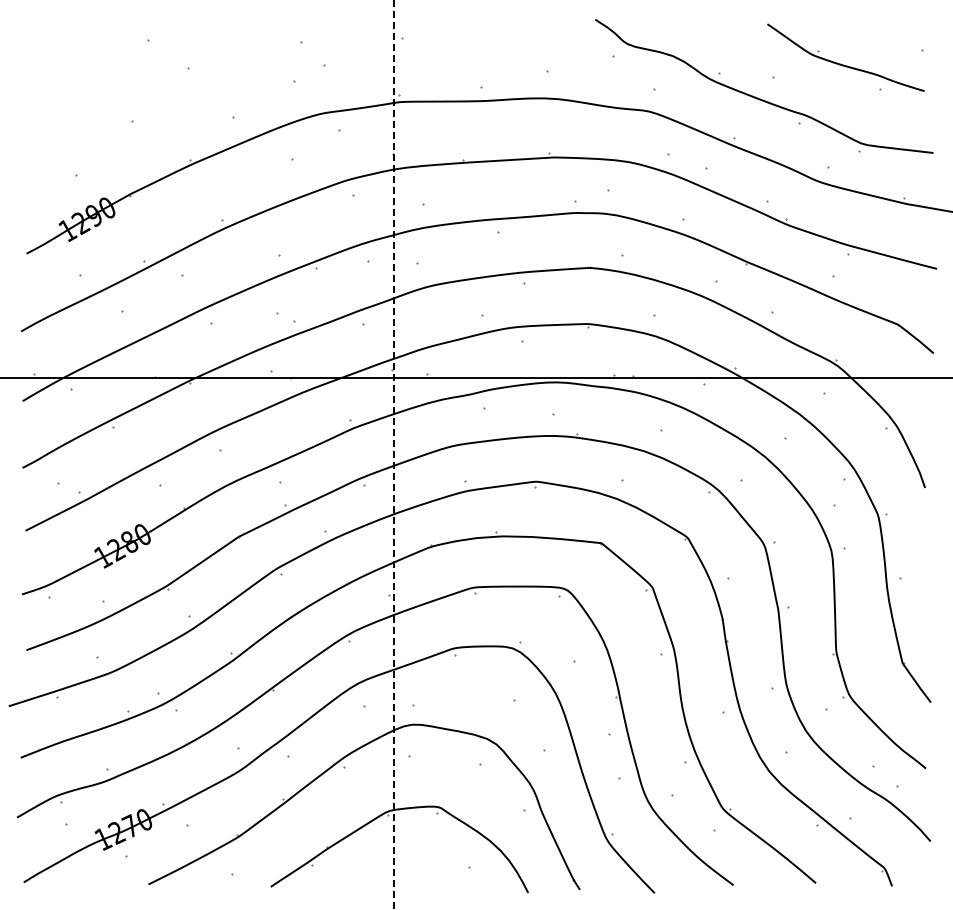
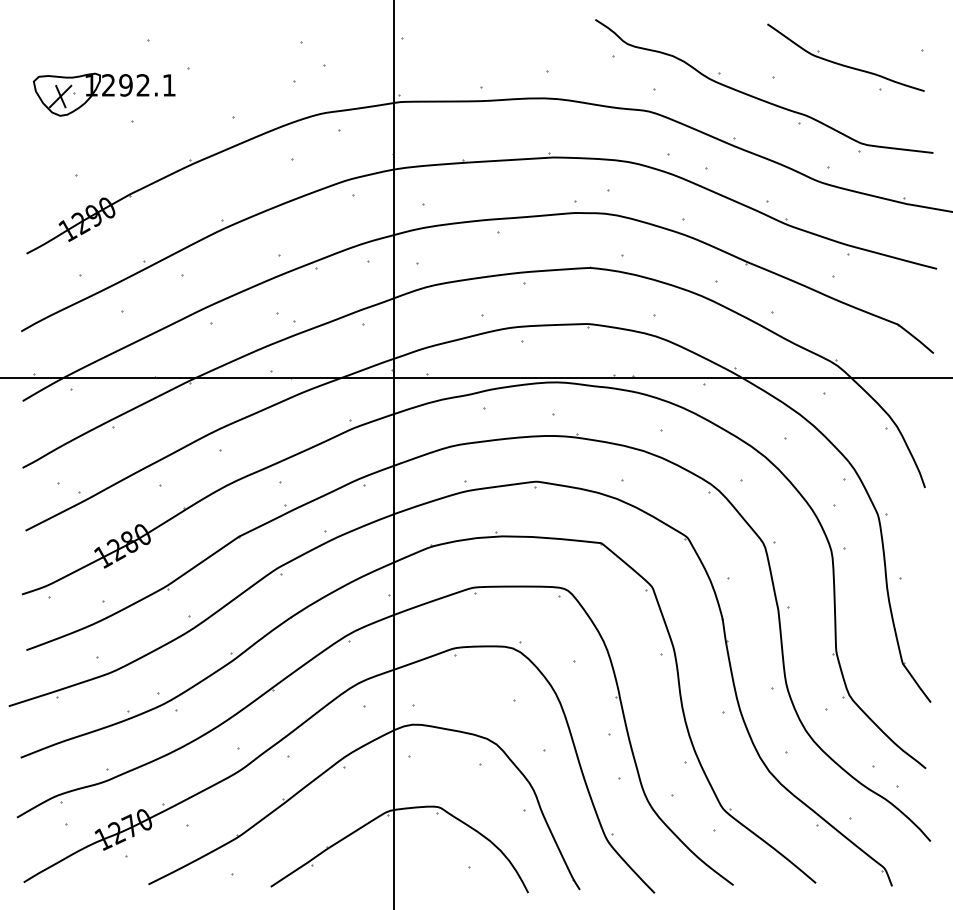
part: none -> present (104, 94)
line: dashed -> solid (394, 455)
